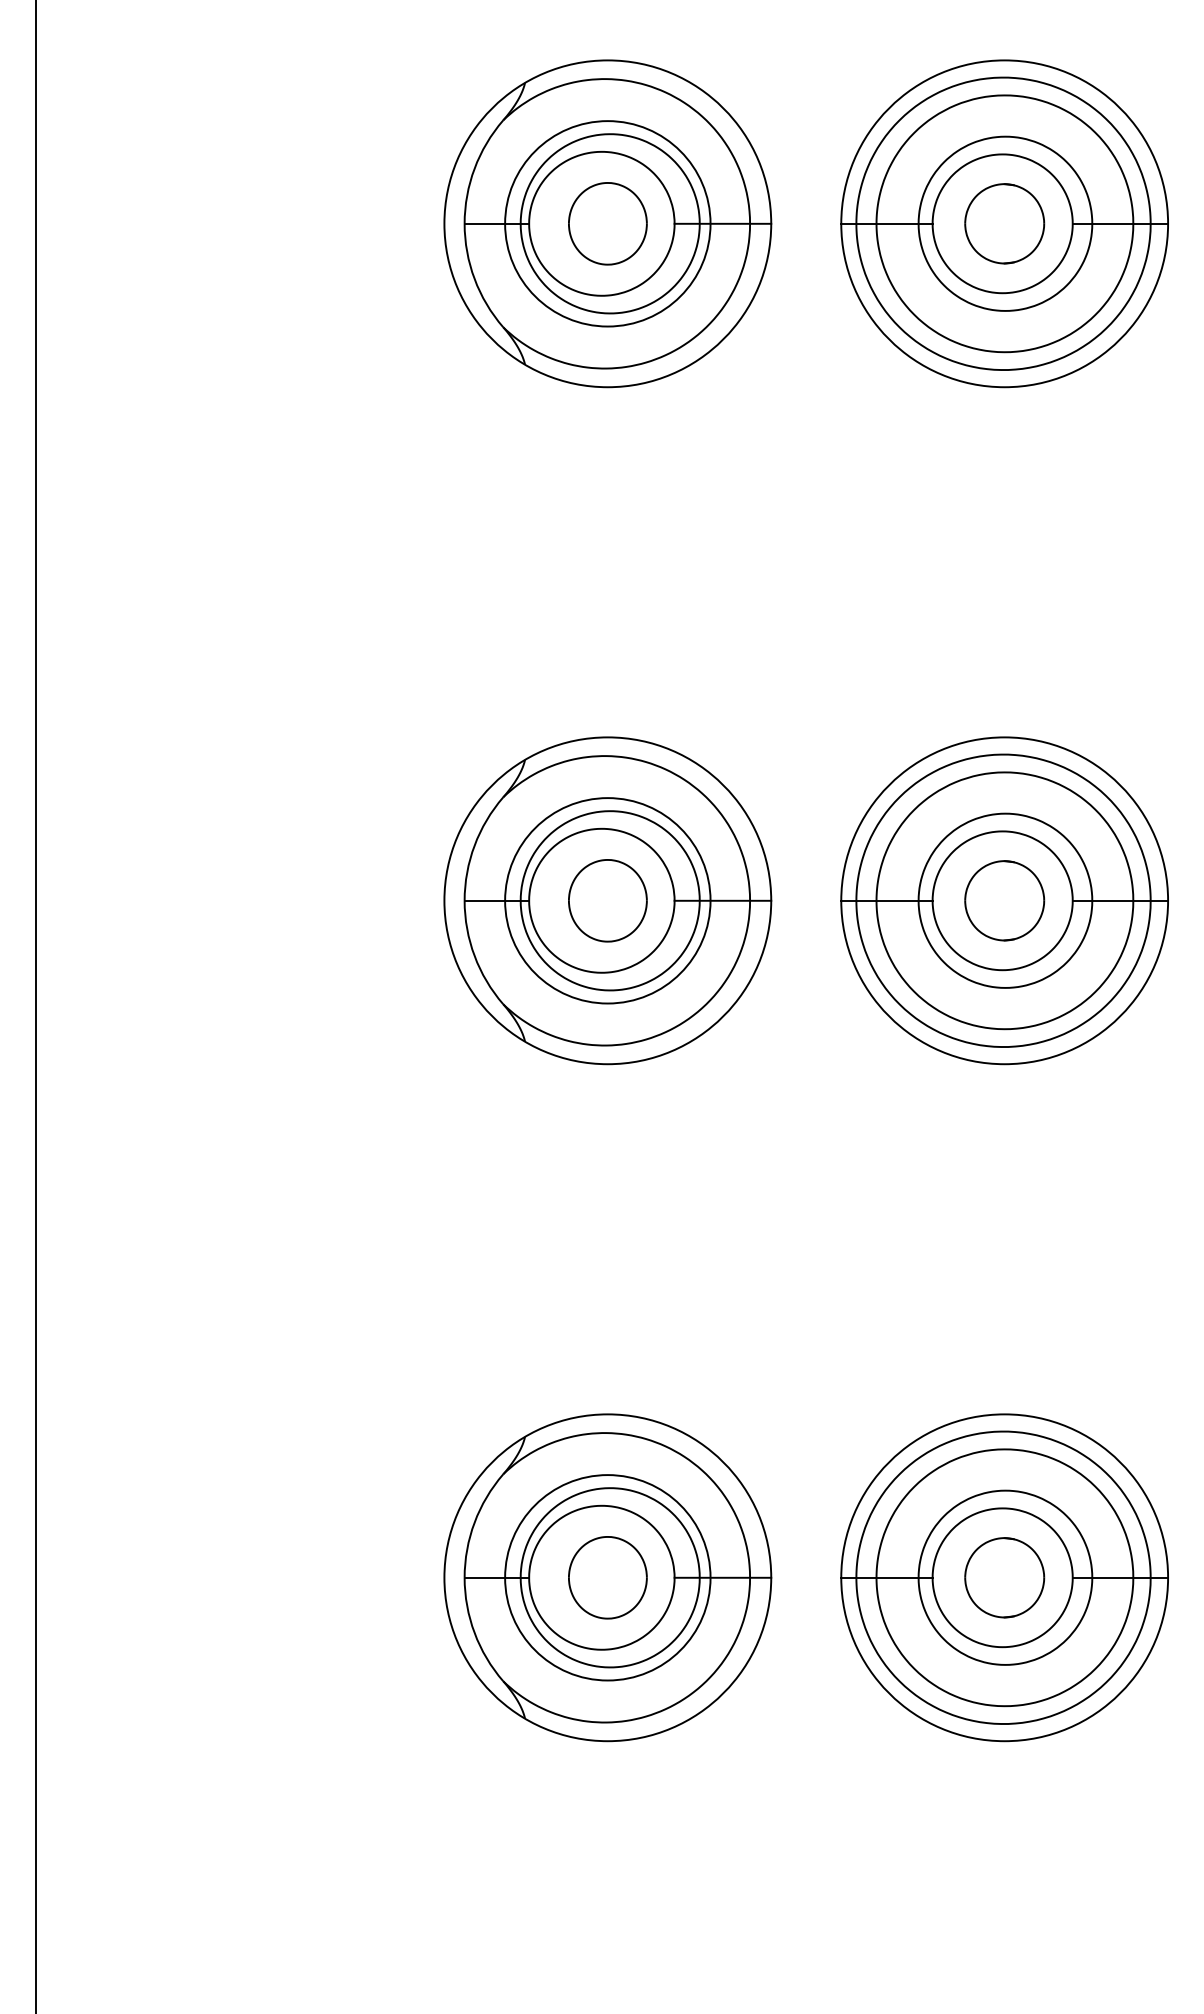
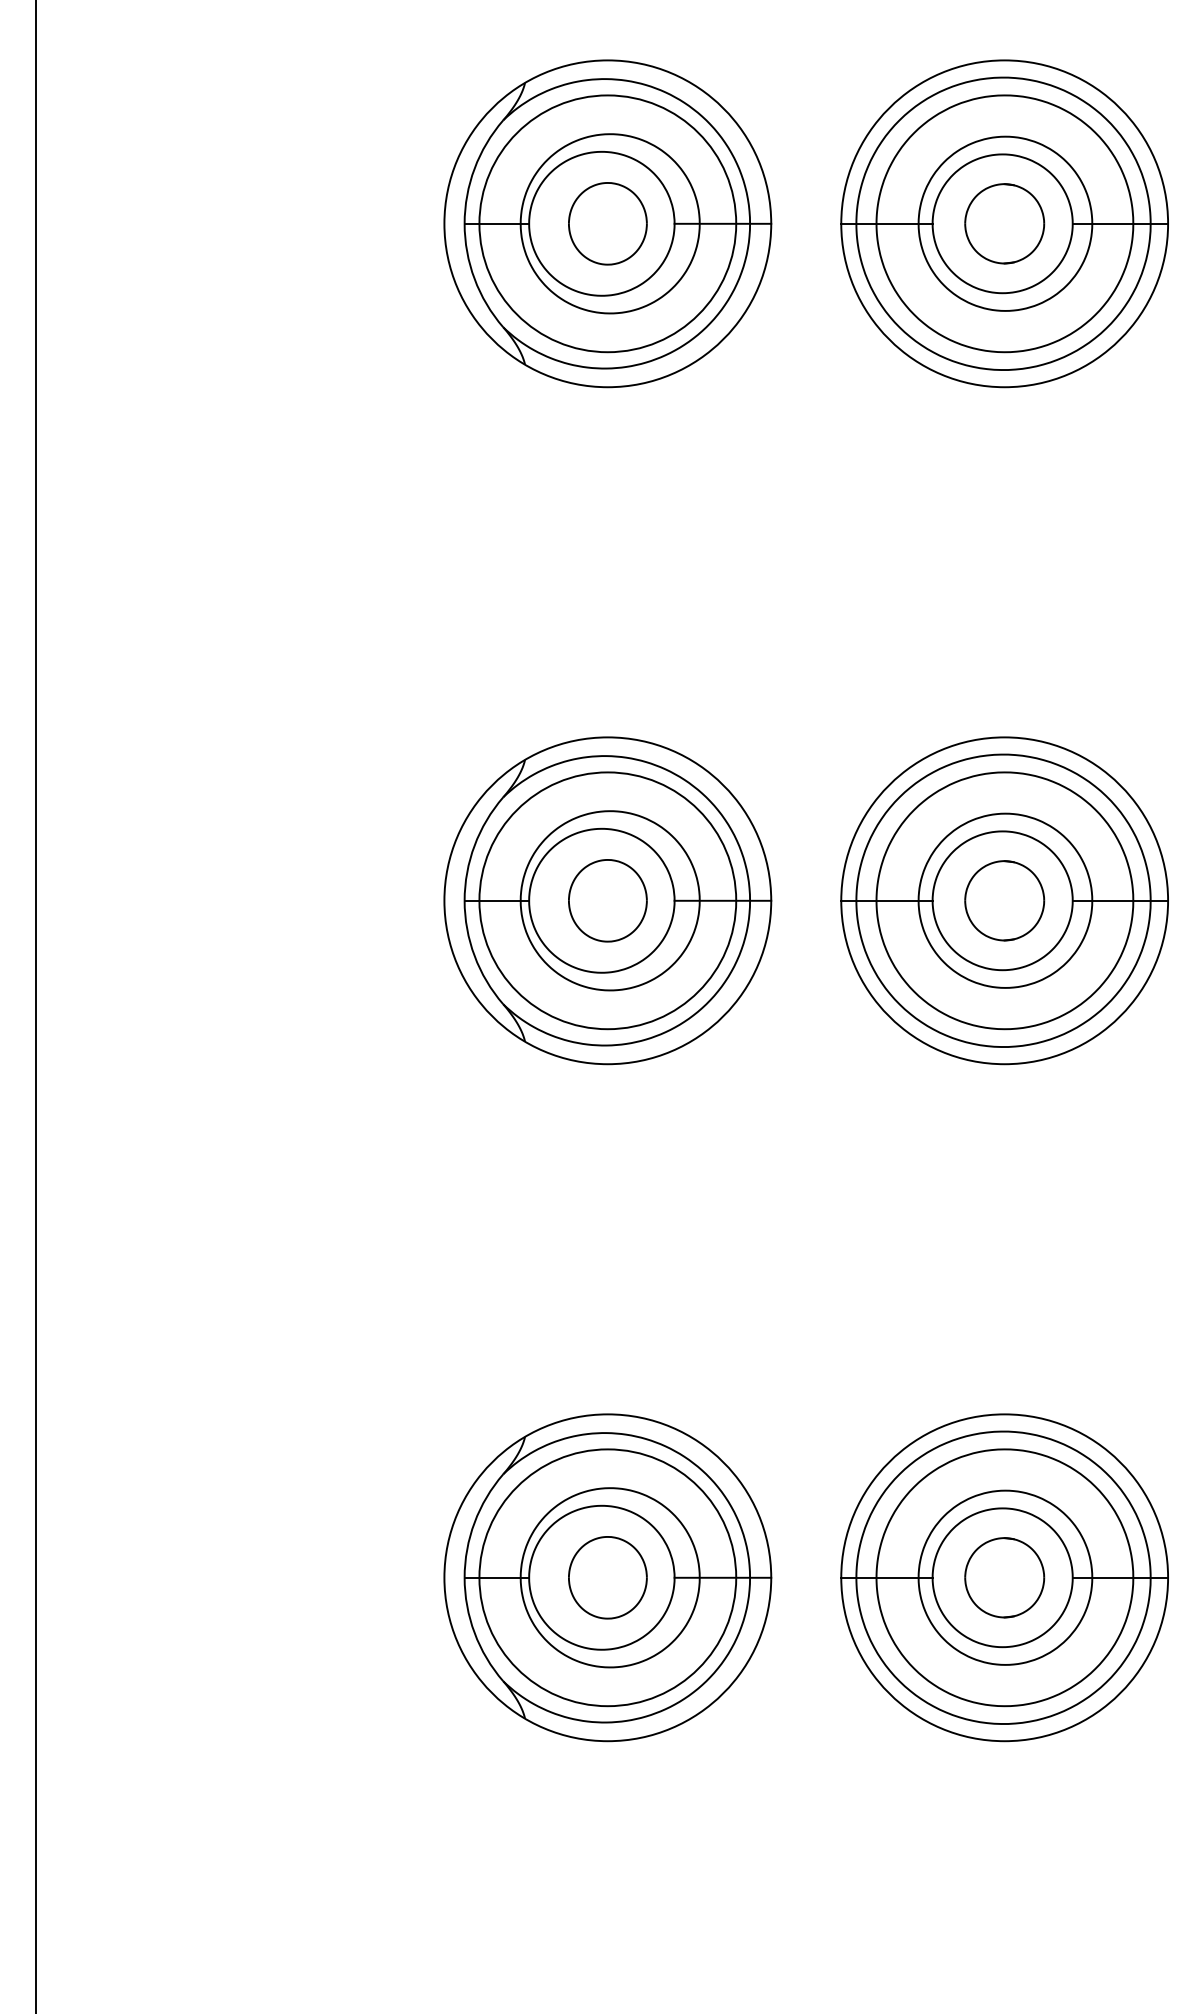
circle diameter: 205 px -> 257 px (607, 223)
circle diameter: 205 px -> 257 px (607, 900)
circle diameter: 205 px -> 257 px (607, 1577)
